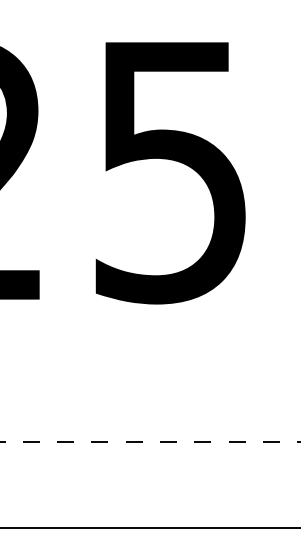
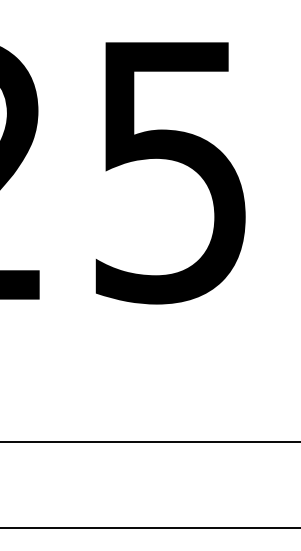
line: dashed -> solid (150, 442)
